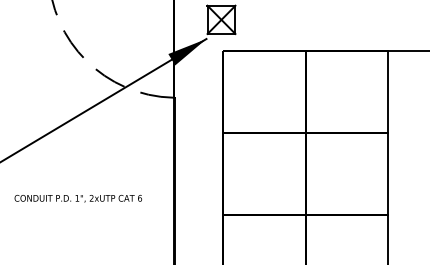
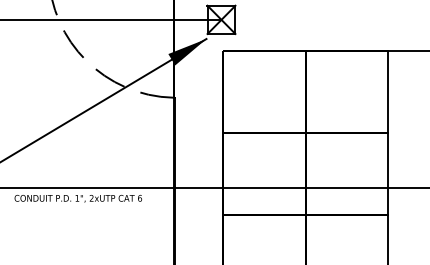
line: none -> present (111, 20)
line: none -> present (214, 187)
